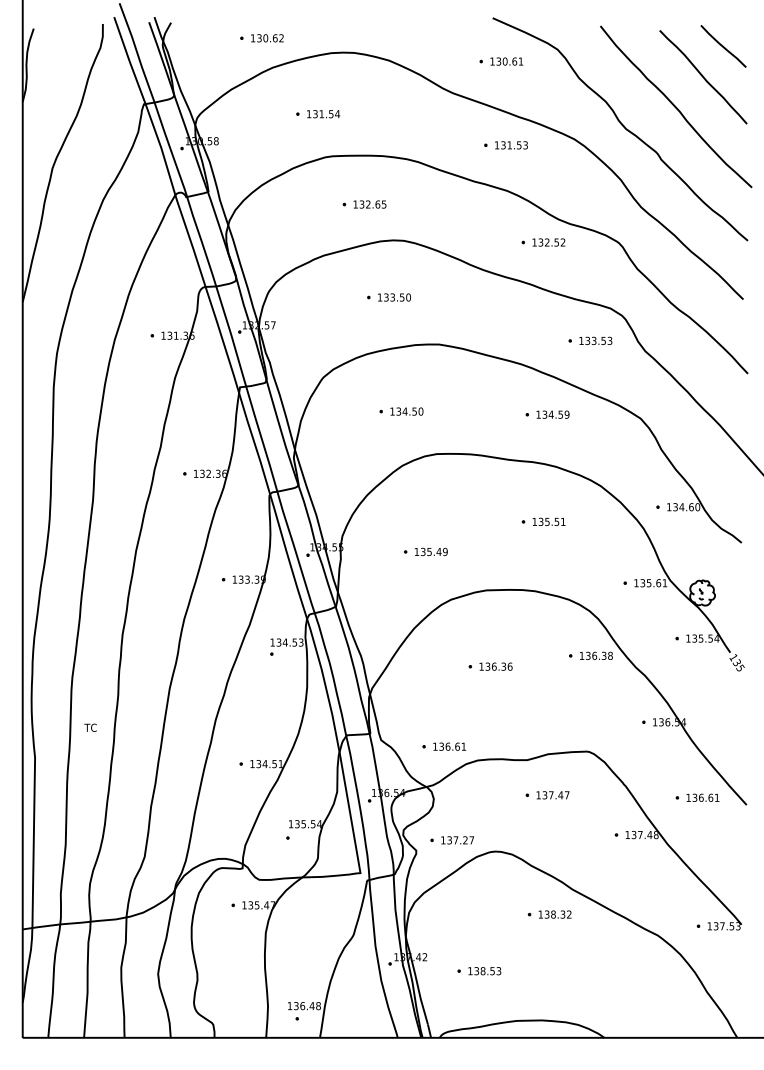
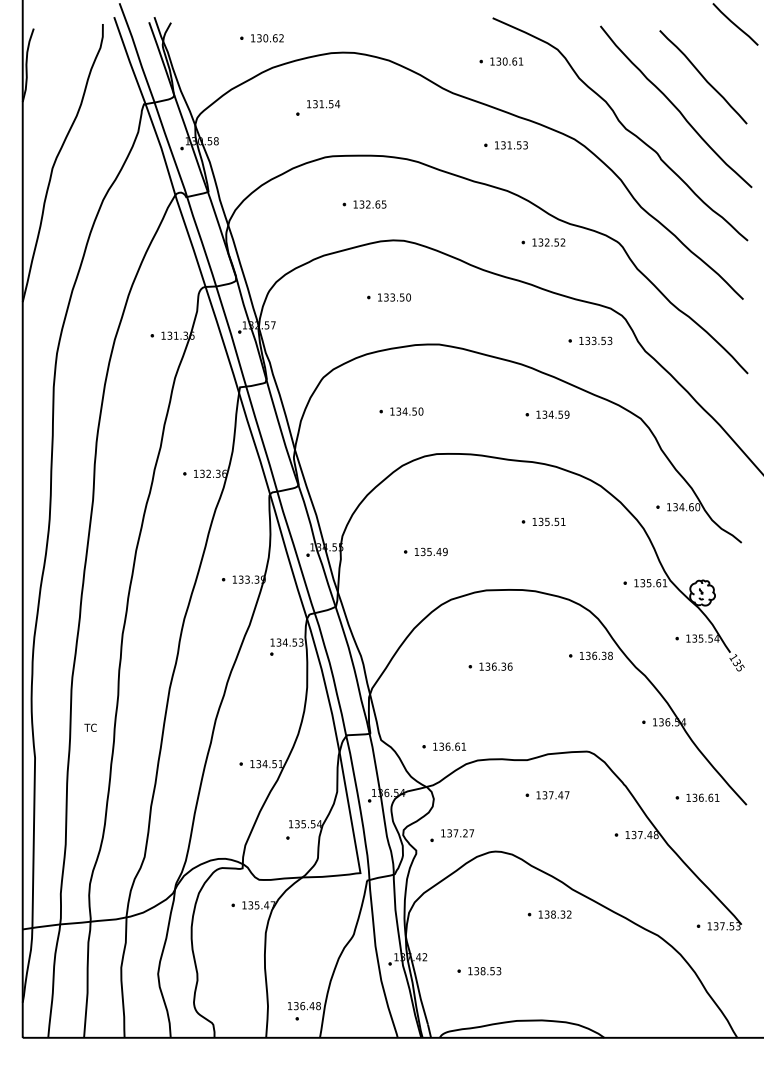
line position: (723, 46) -> (735, 24) (735, 24)
text position: (323, 114) -> (323, 104) (323, 104)
text position: (457, 840) -> (457, 833) (457, 833)
